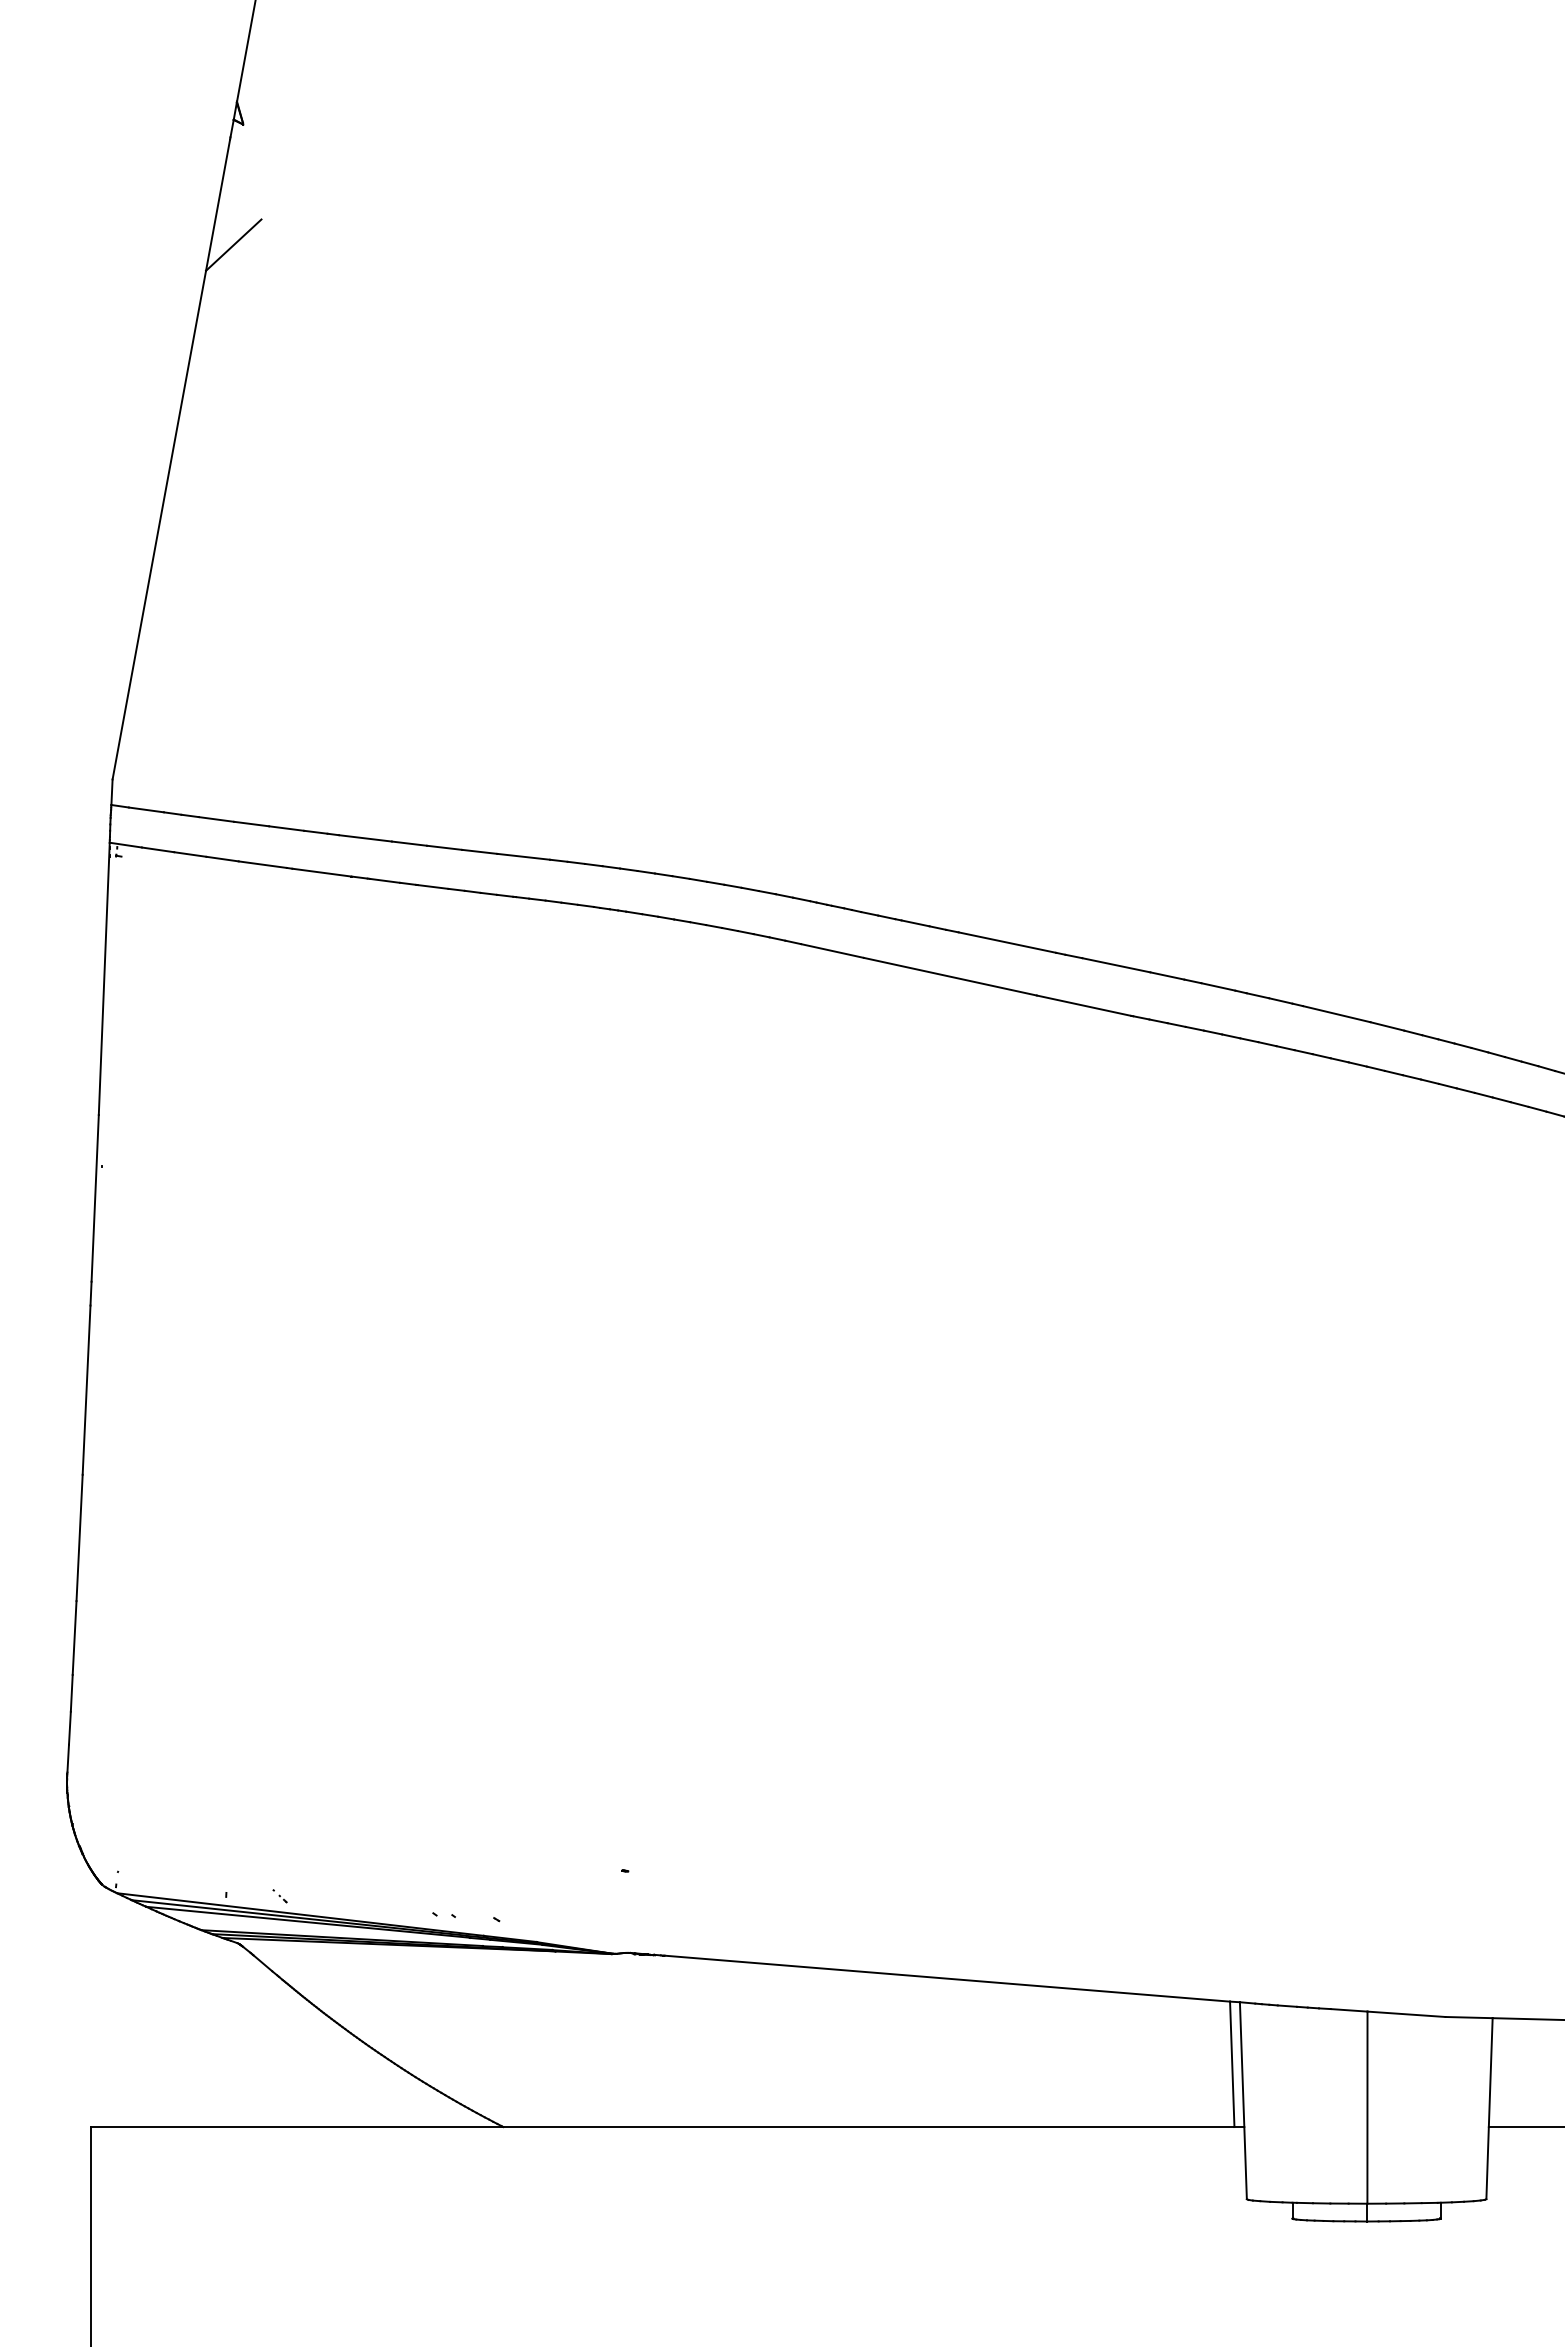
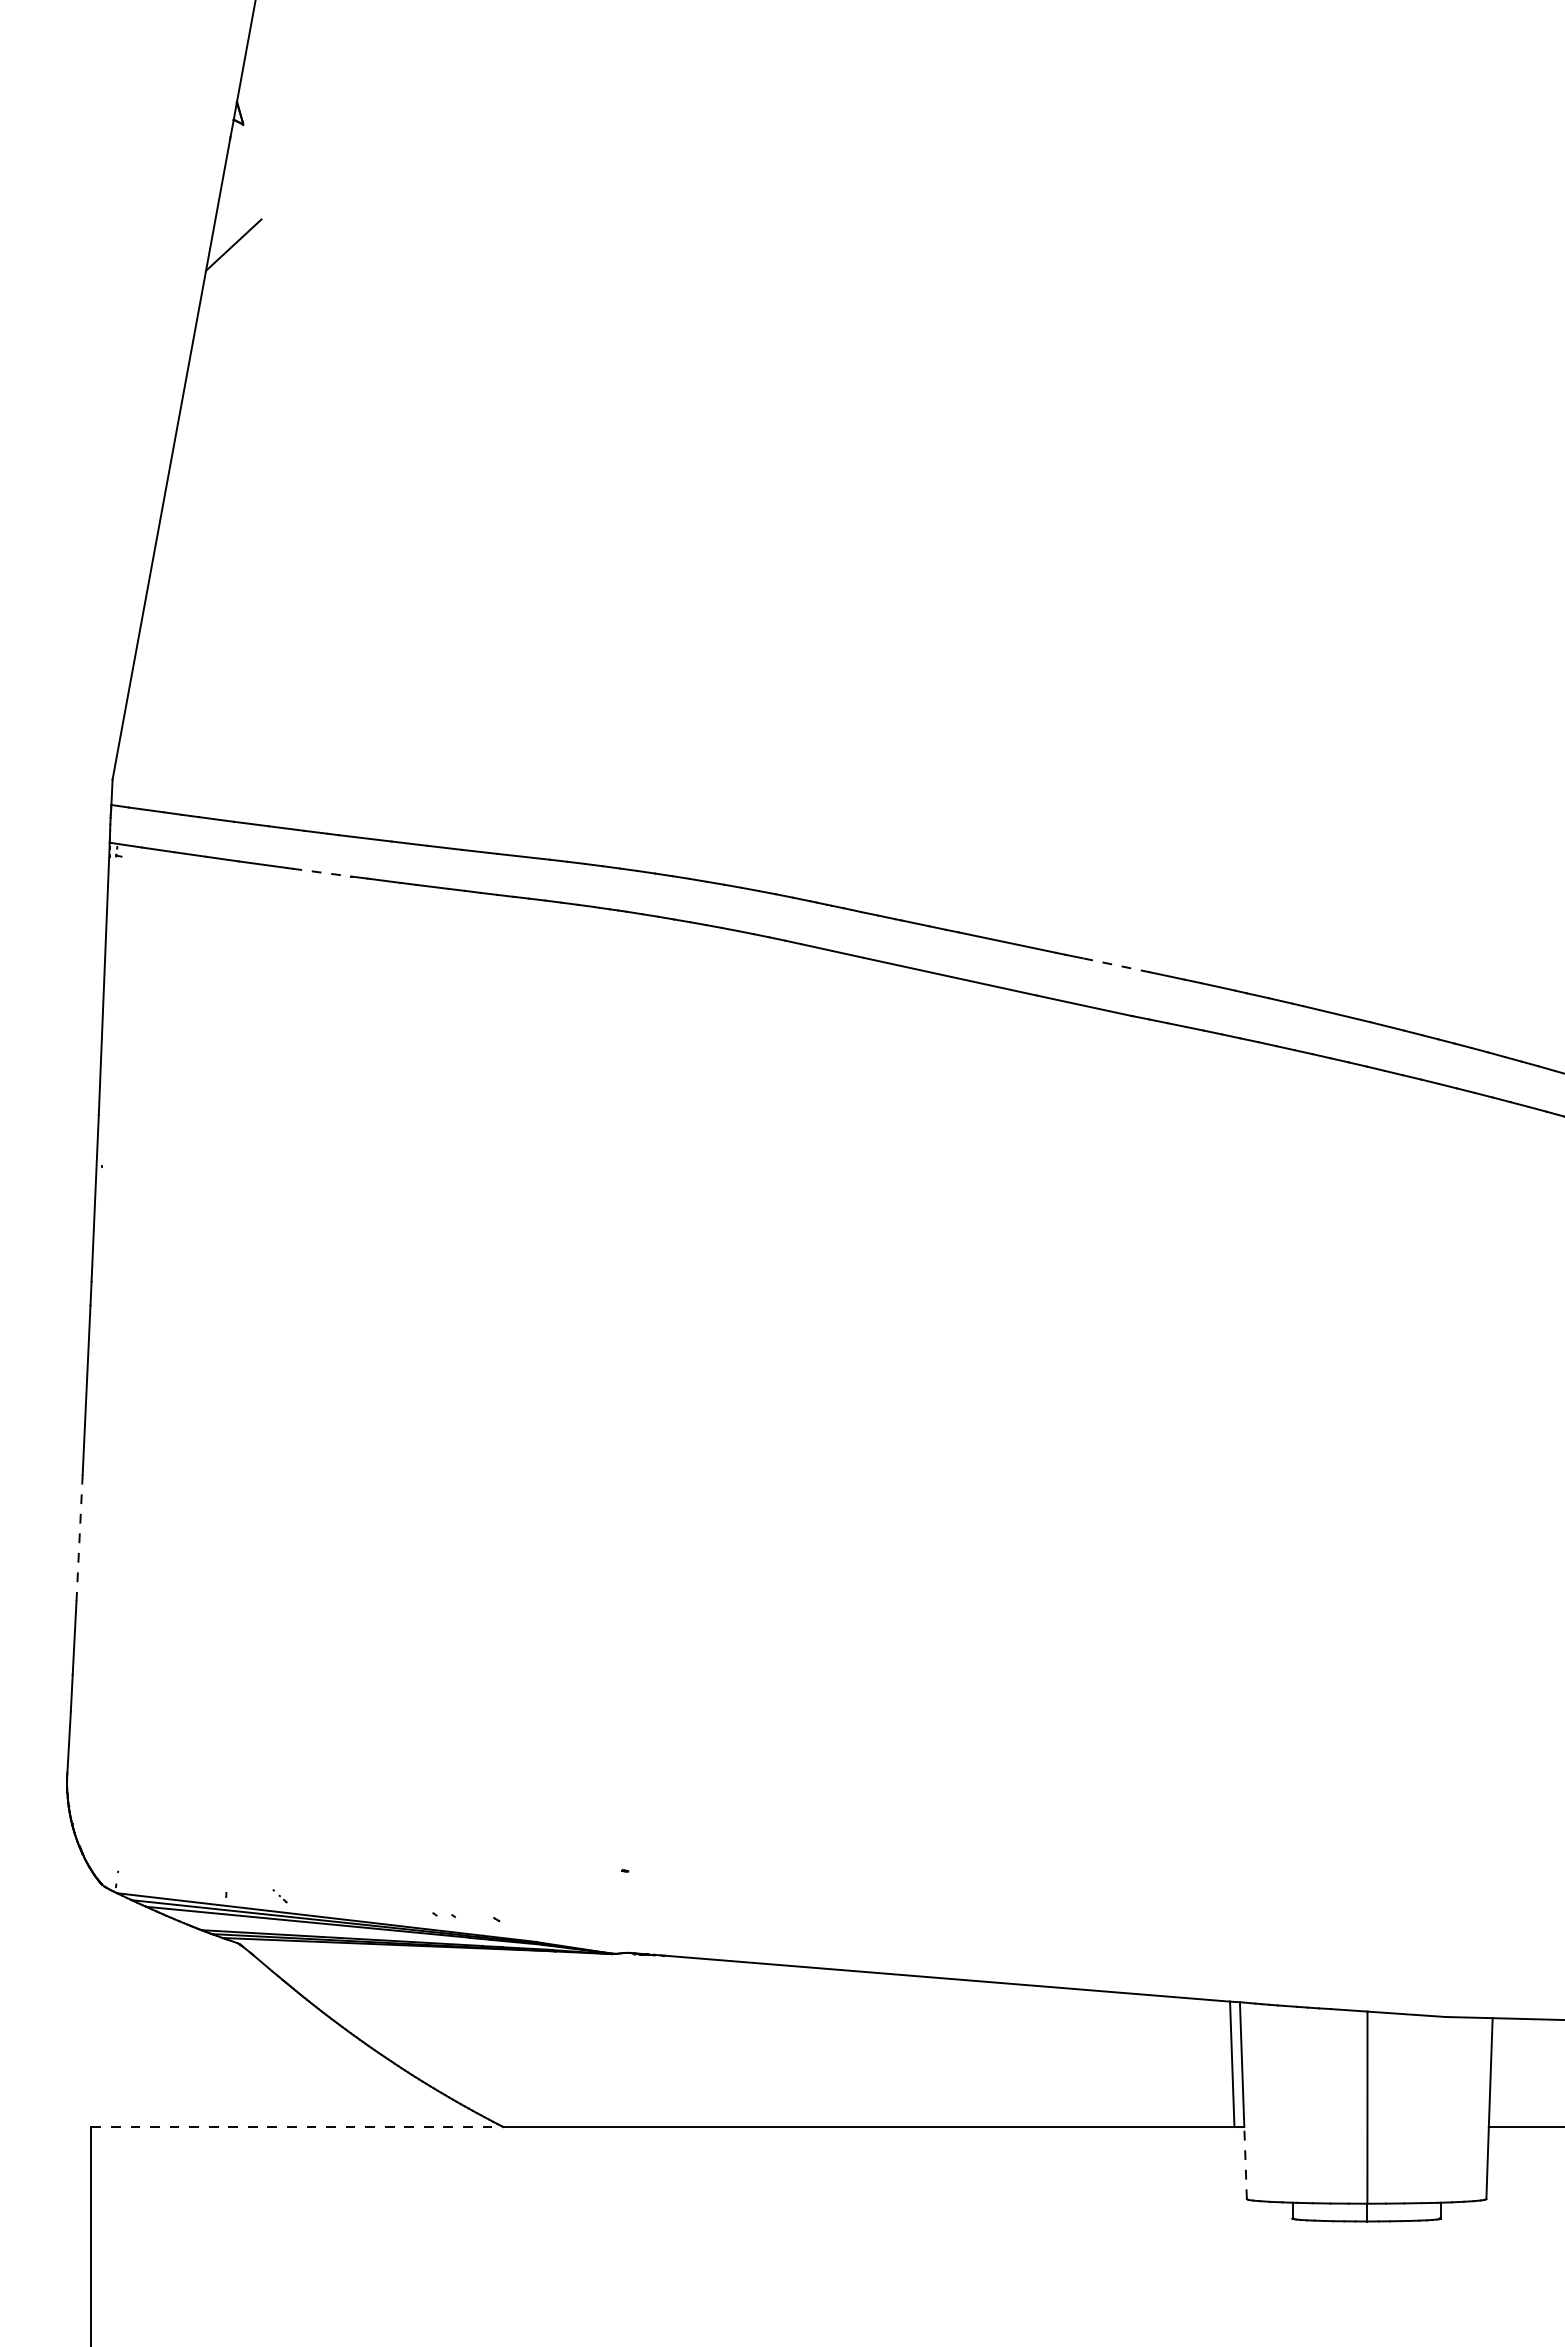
line: solid -> dashed (321, 872)
line: solid -> dashed (1116, 965)
line: solid -> dashed (79, 1538)
line: solid -> dashed (297, 2127)
line: solid -> dashed (1245, 2162)
